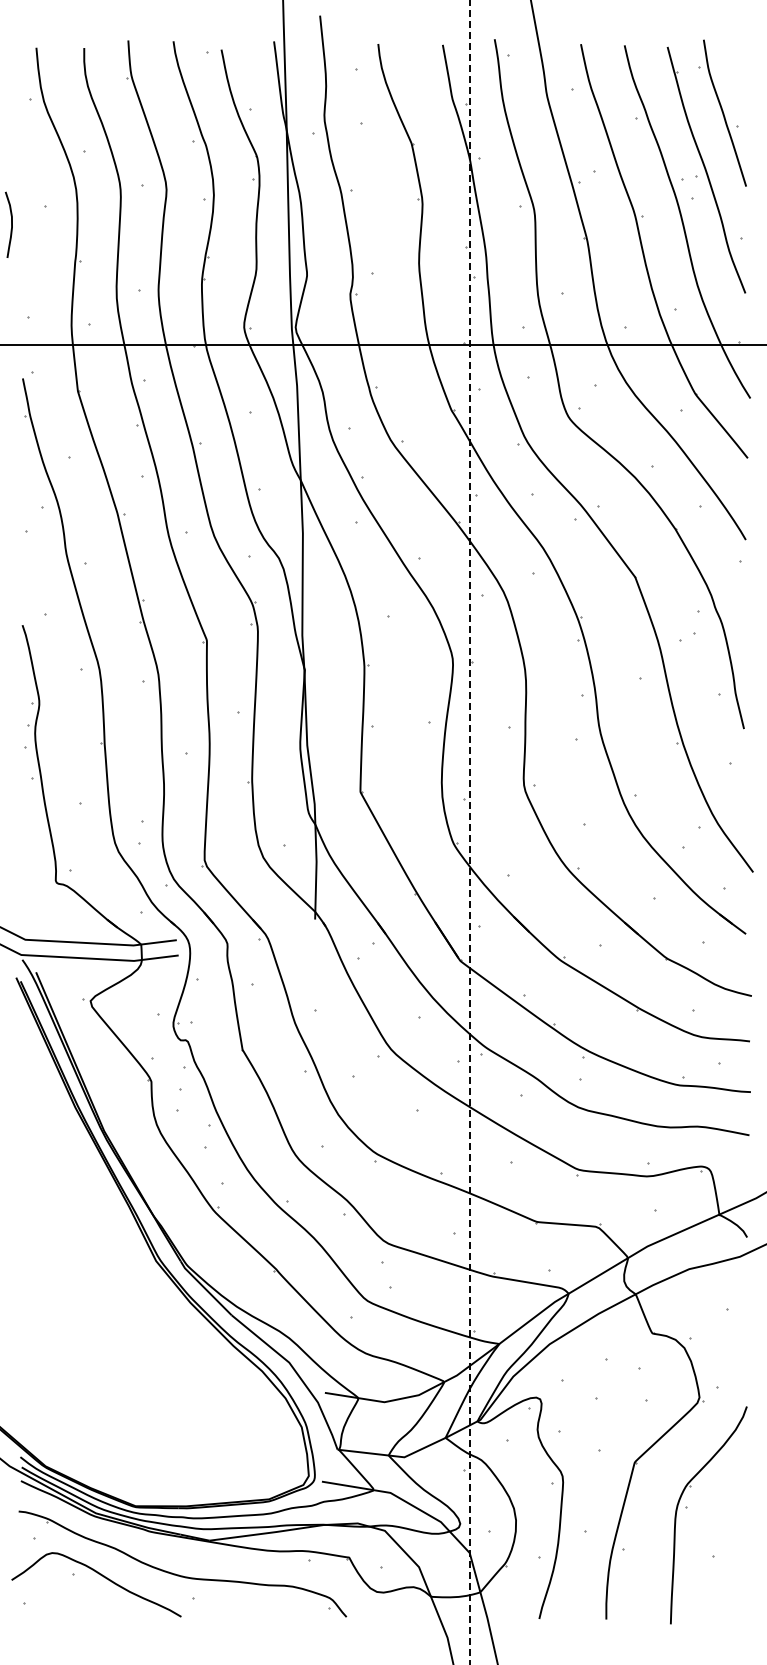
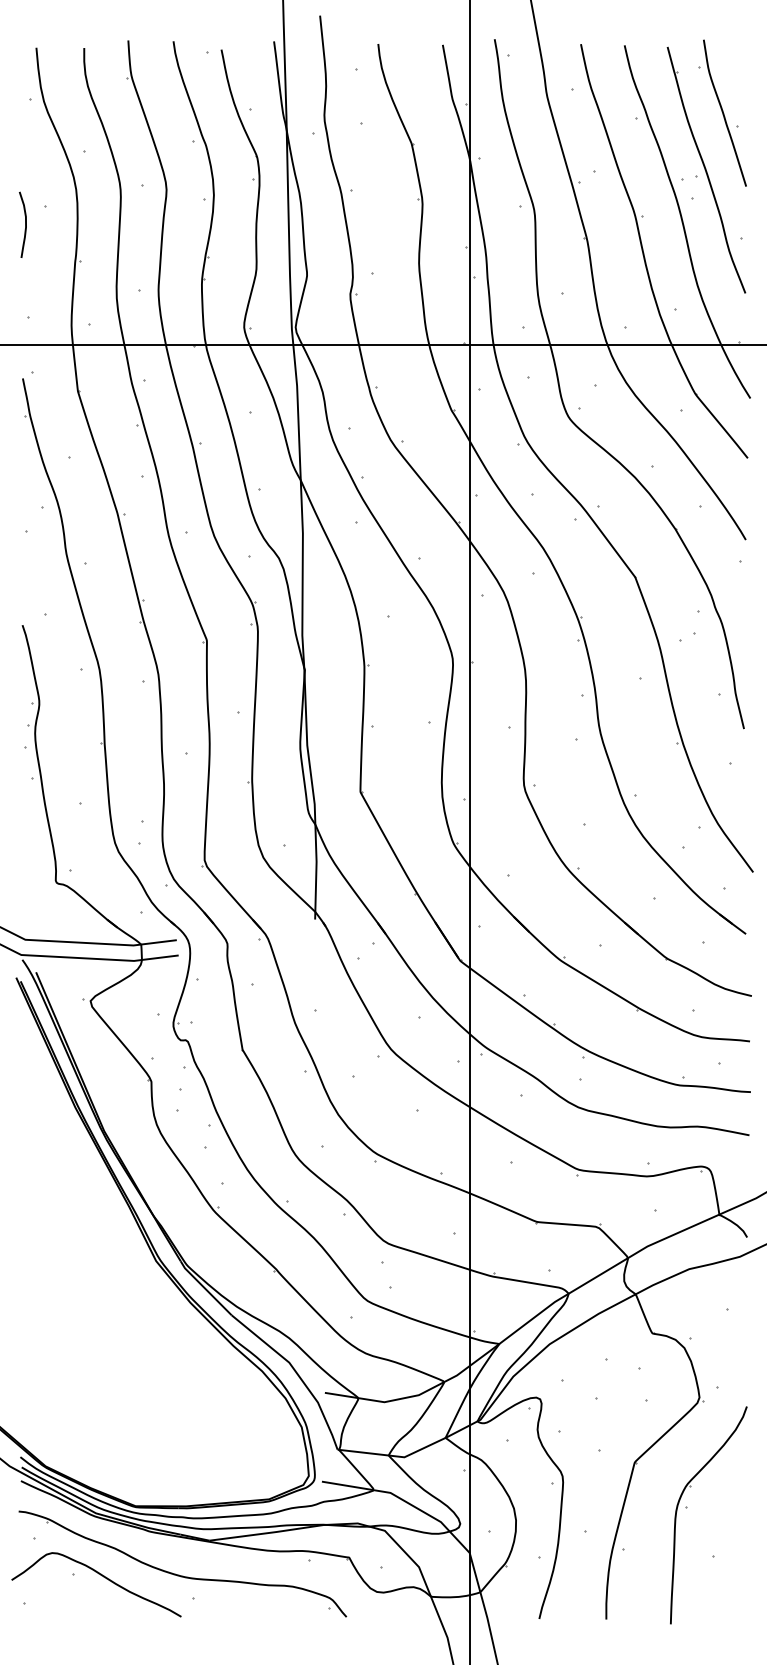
curve position: (11, 224) -> (25, 224) (25, 224)
line: dashed -> solid (470, 831)
